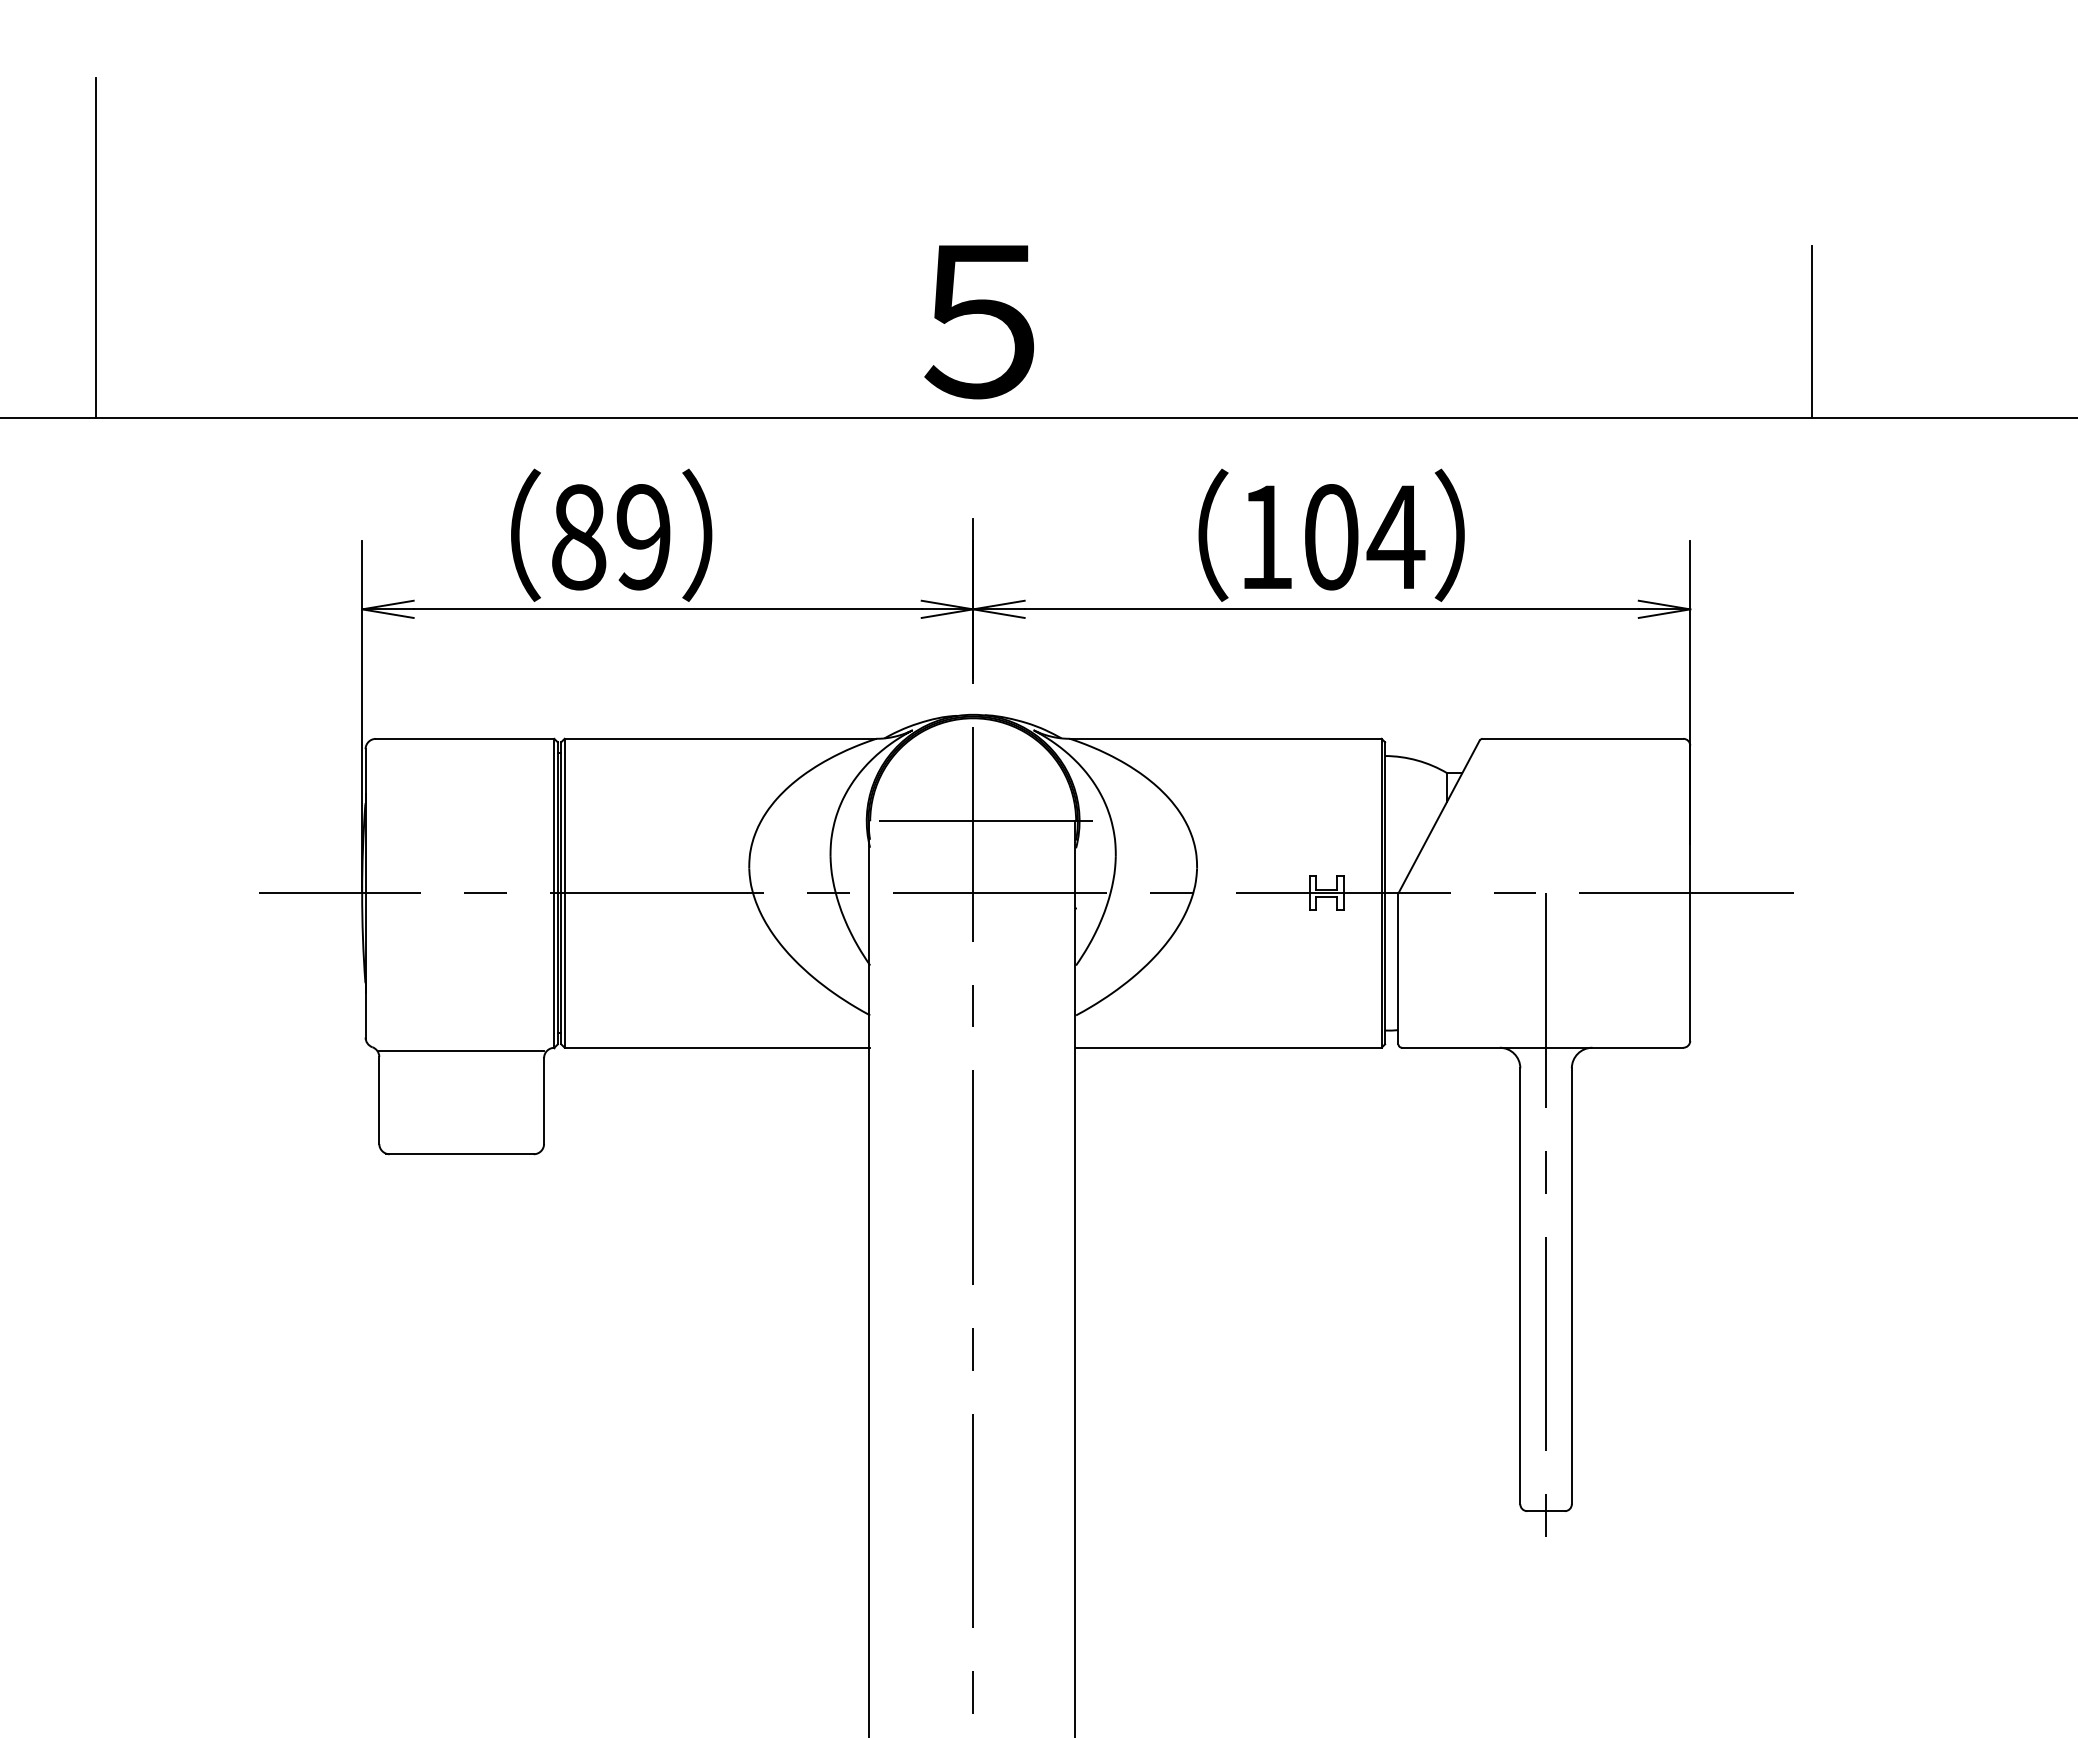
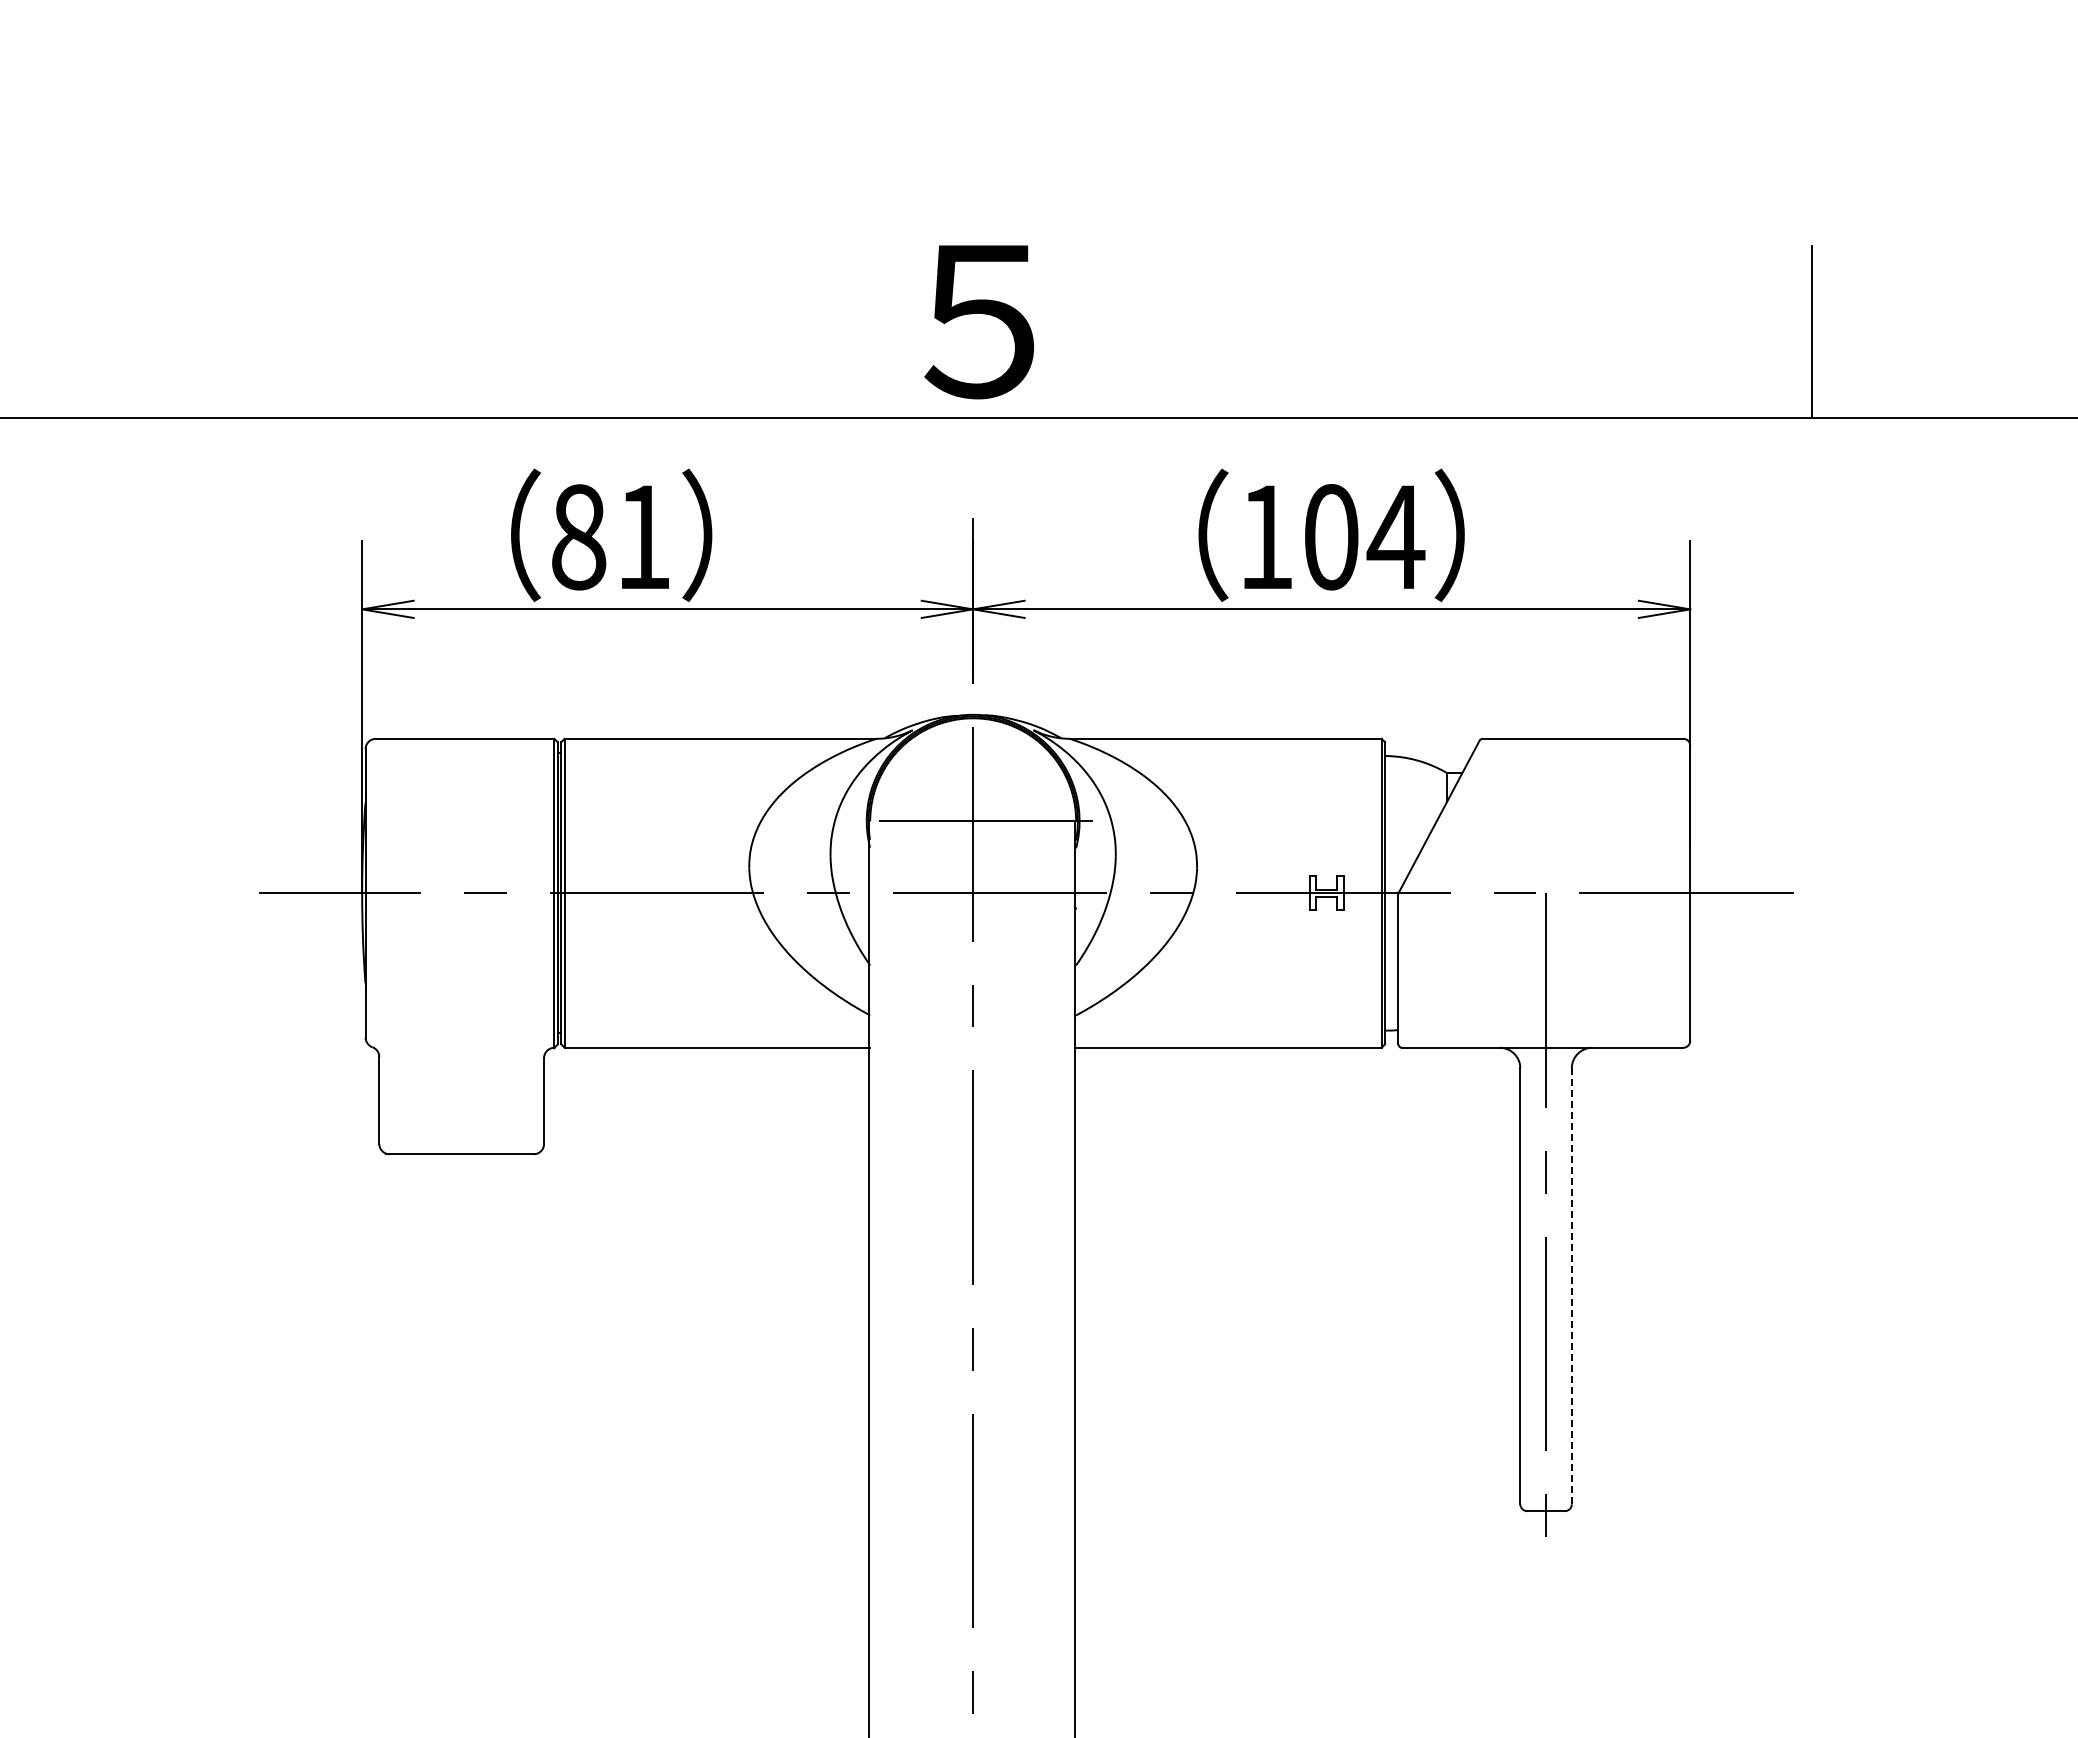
line: present -> none (96, 247)
text: 89 -> 81 (643, 537)
line: present -> none (461, 1050)
line: solid -> dashed (1571, 1286)
